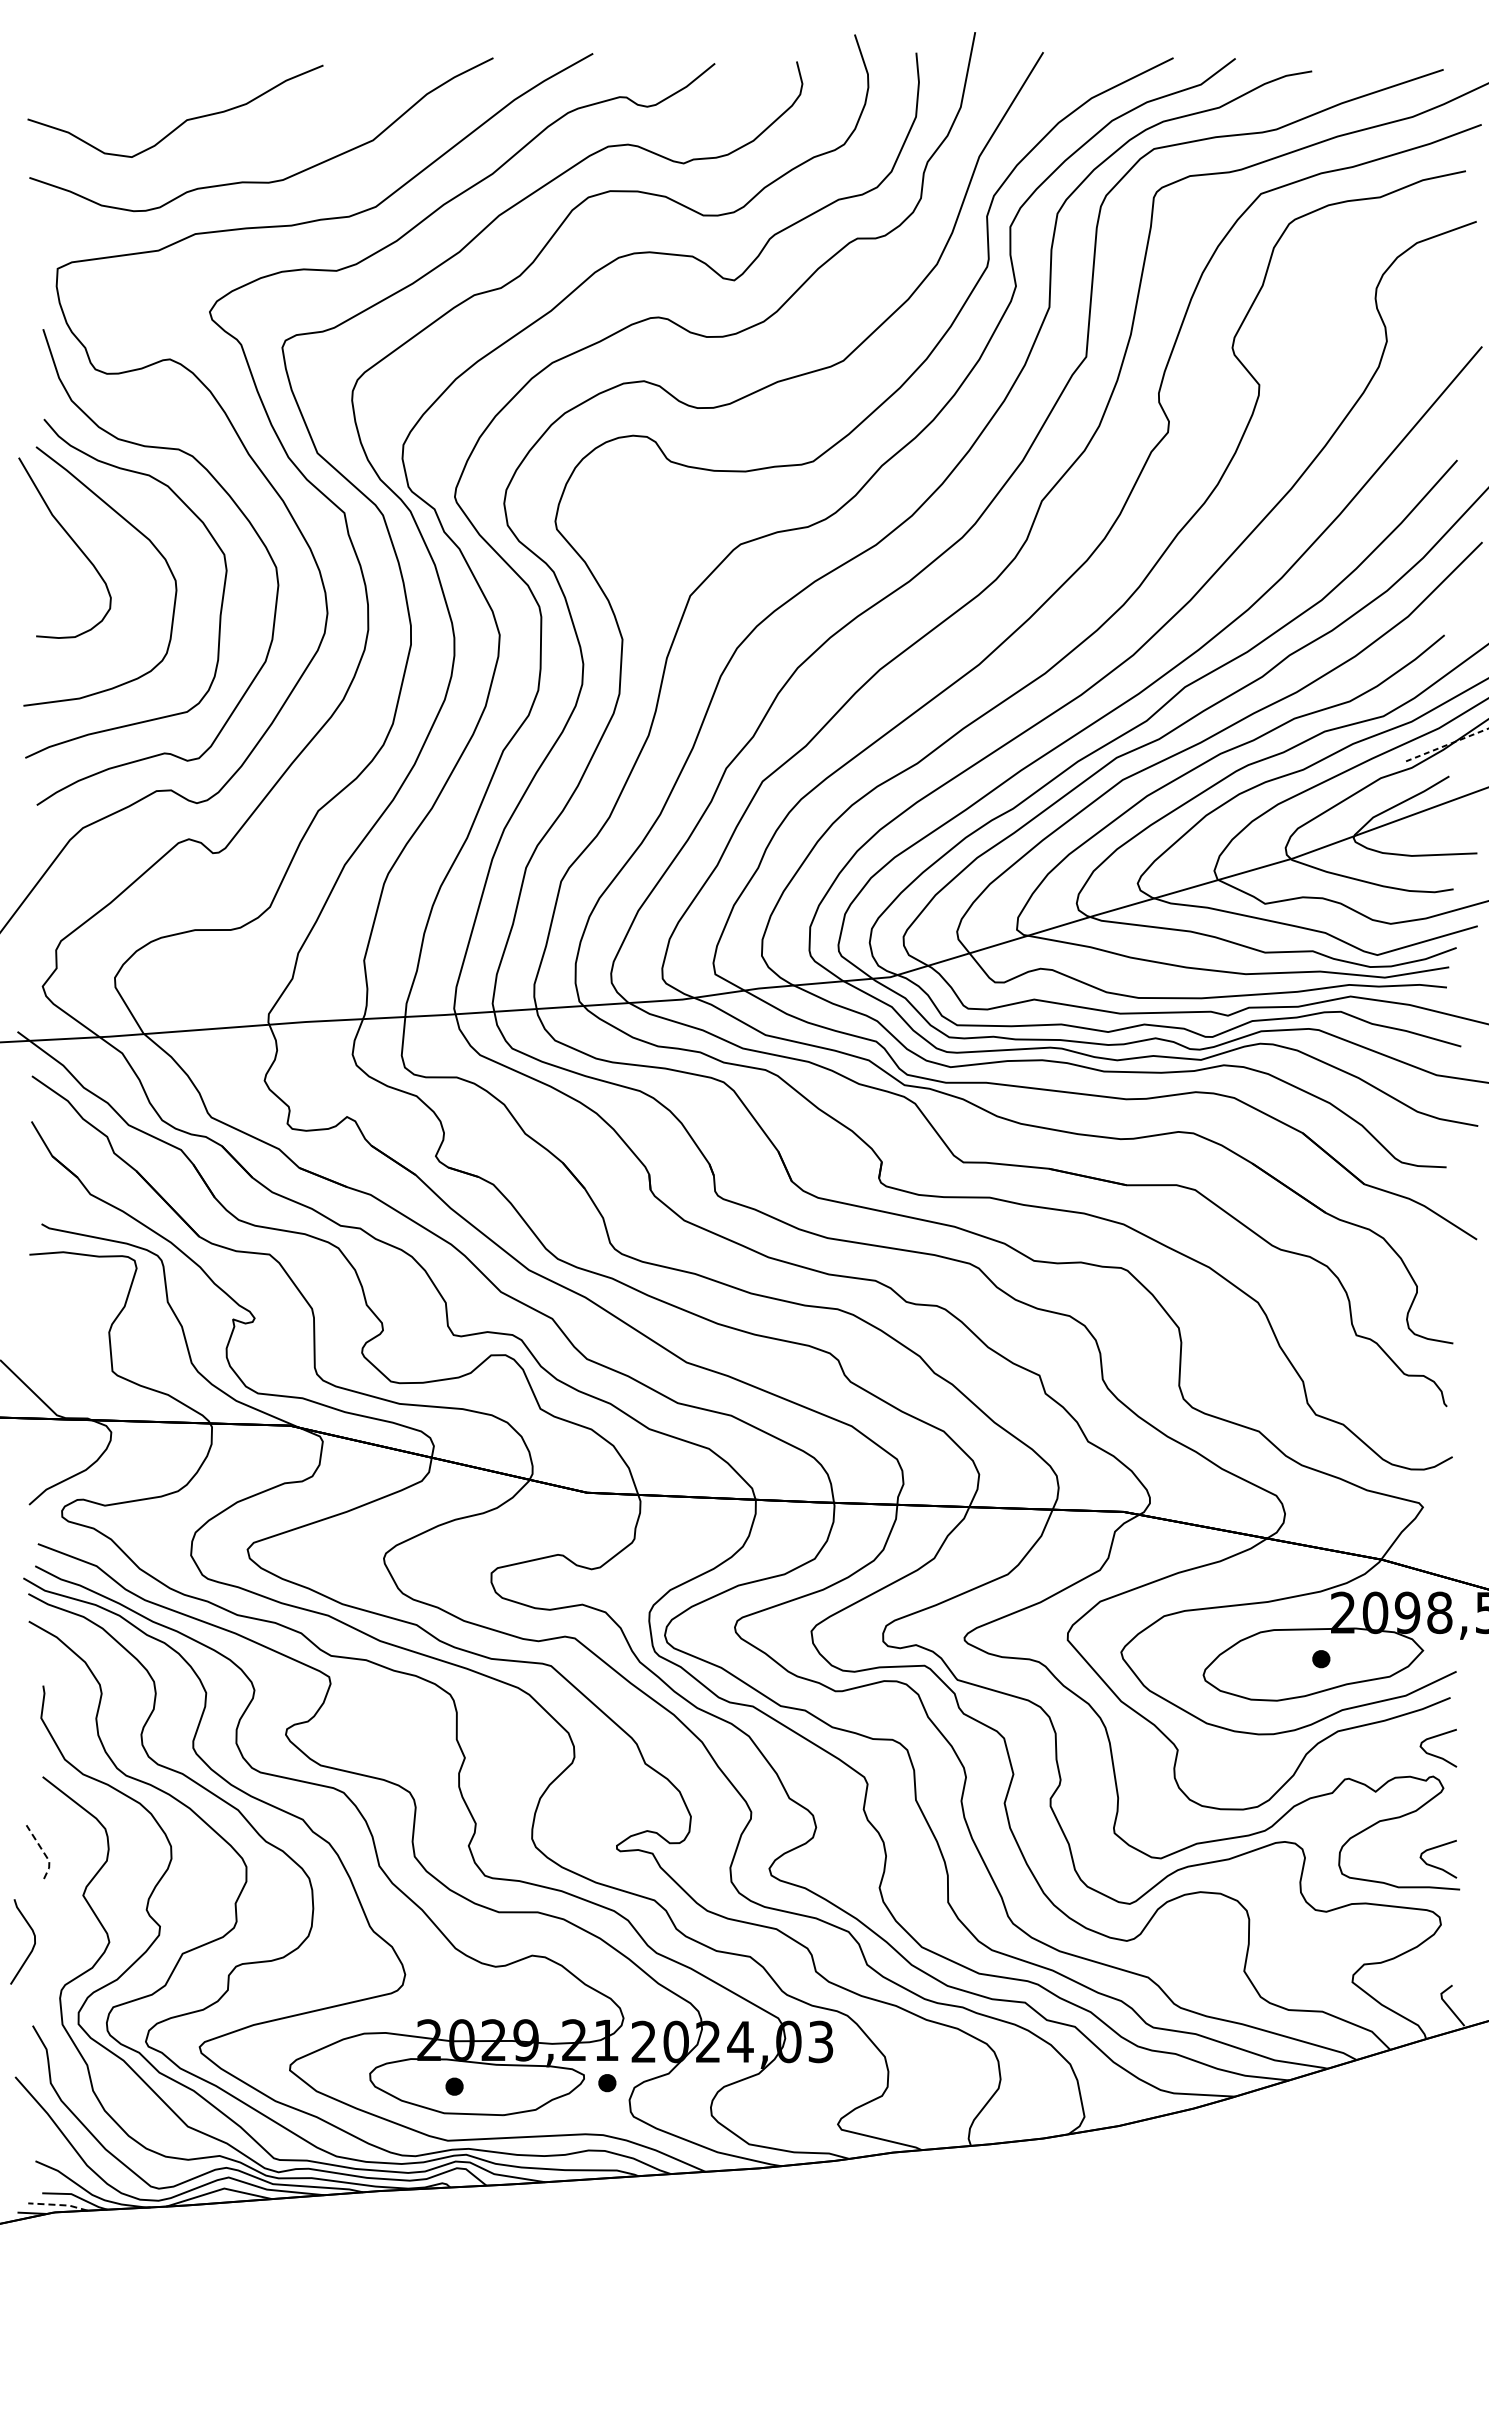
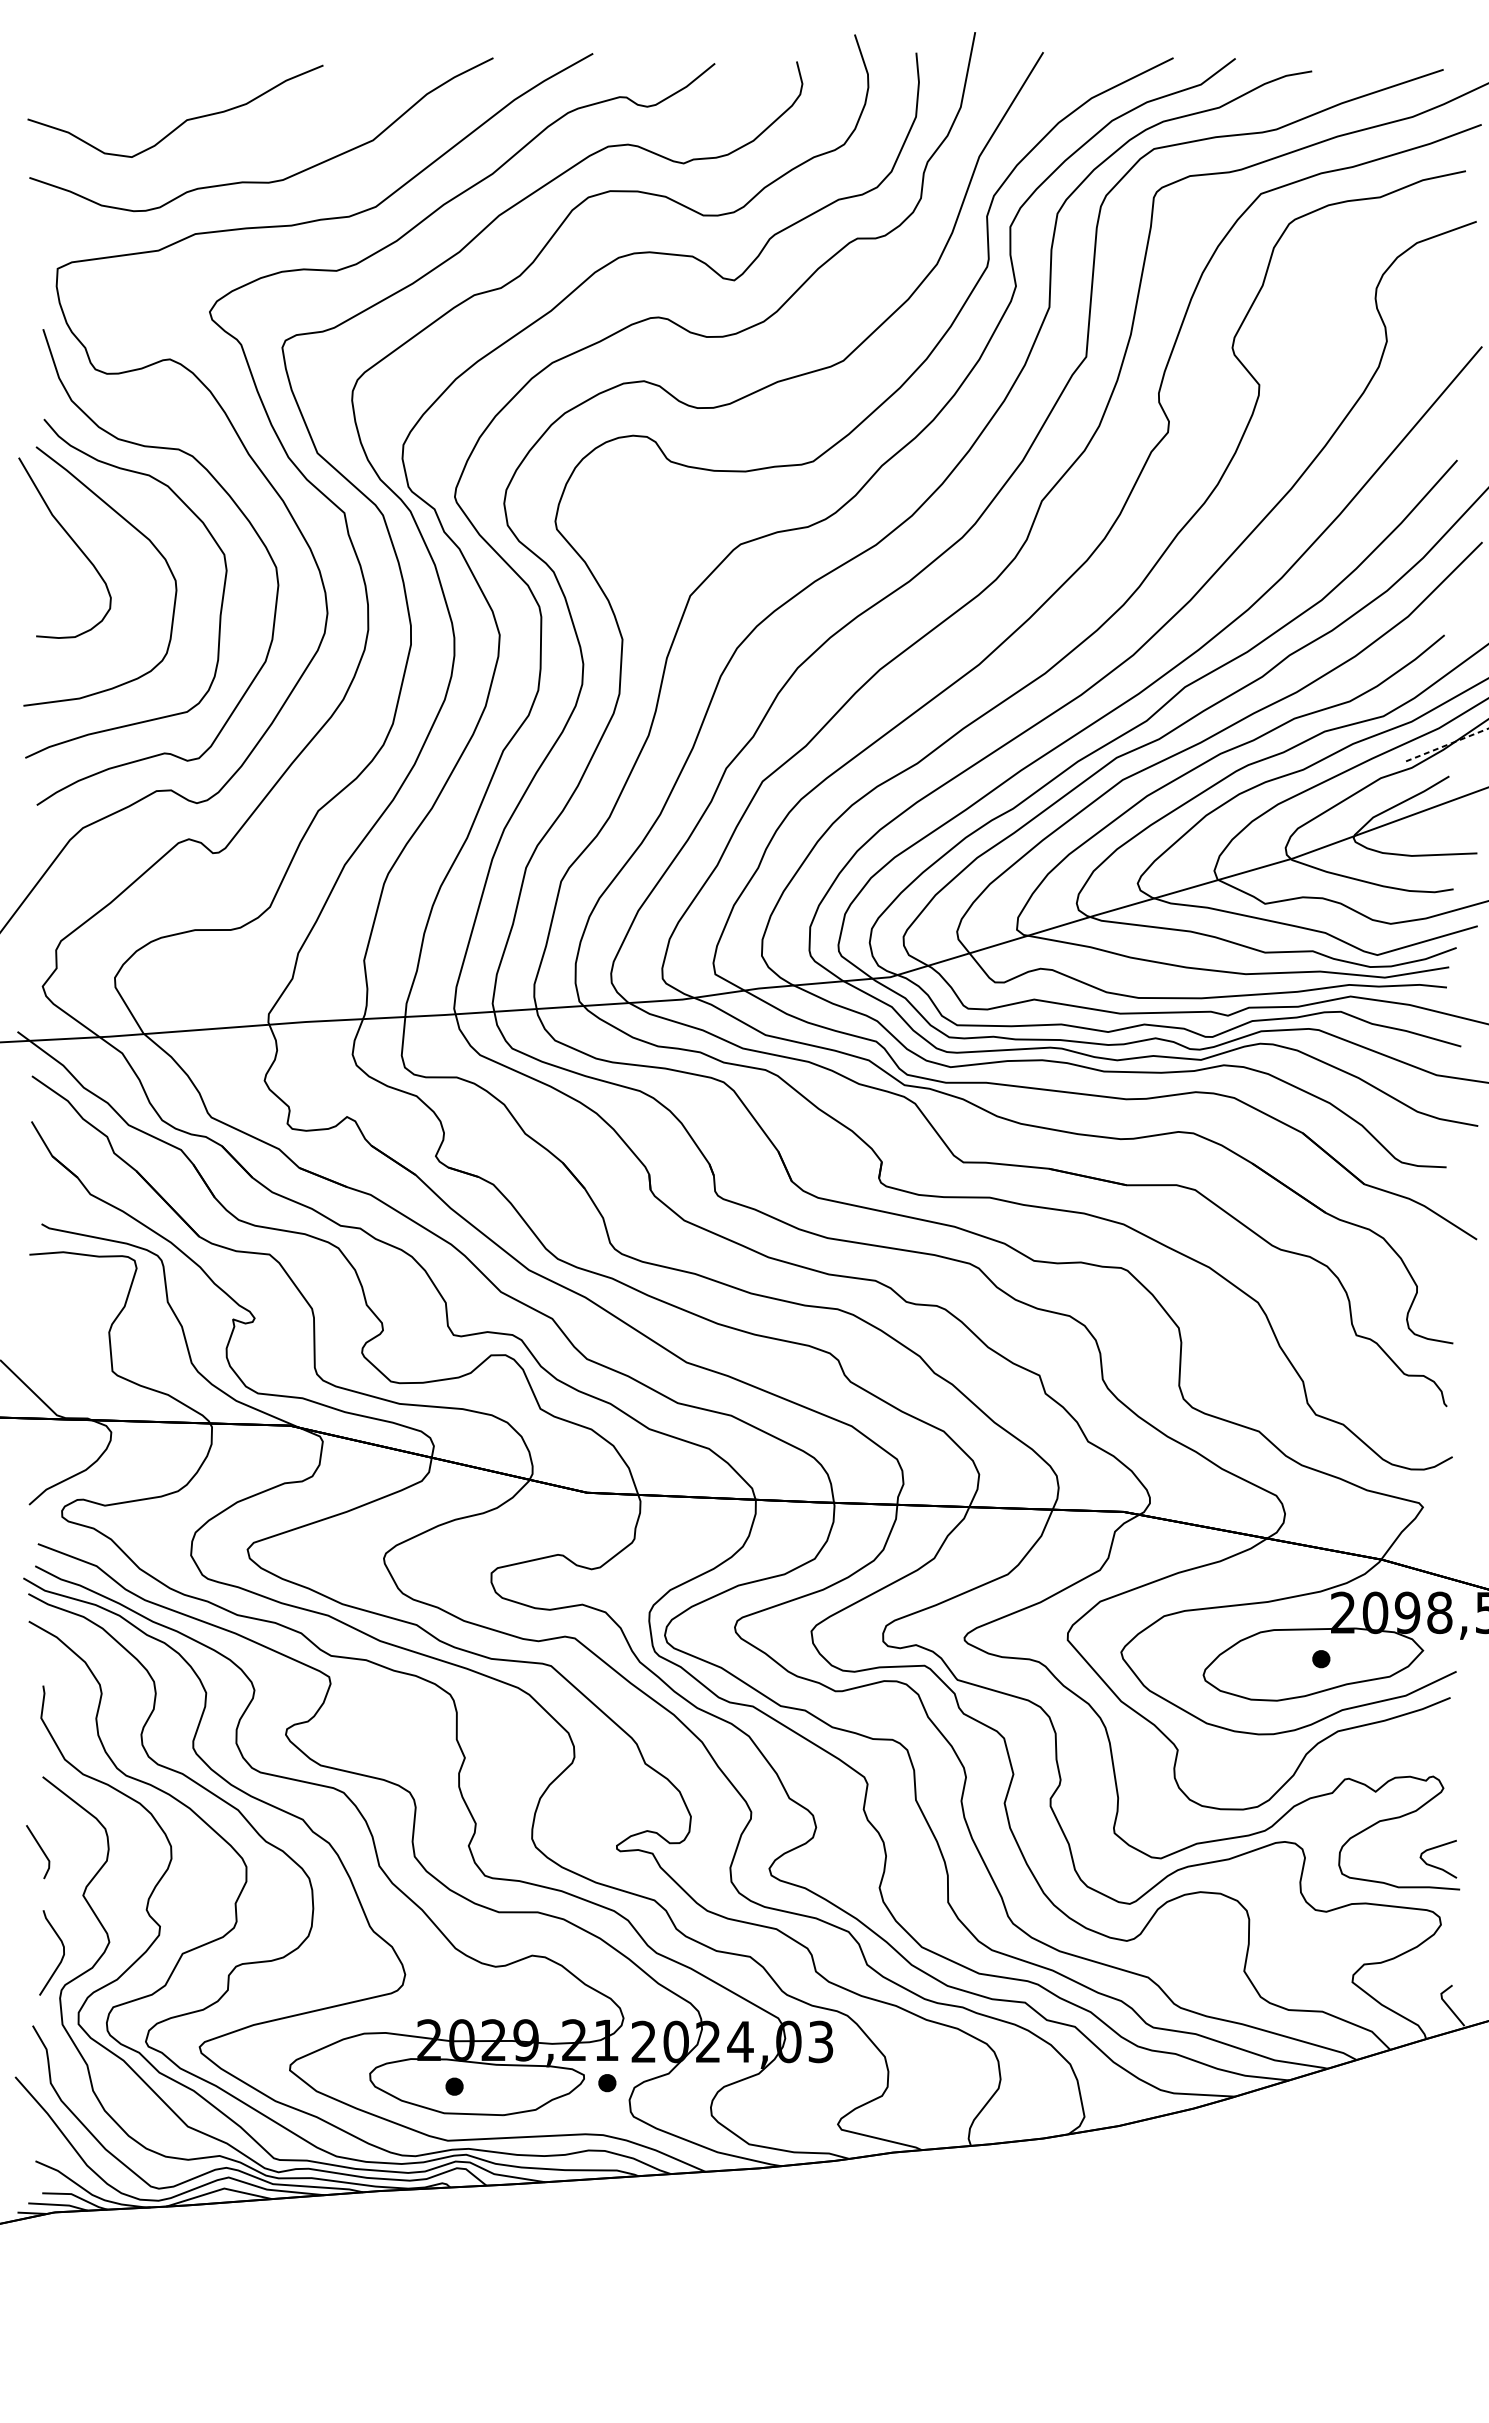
curve: present -> none (1434, 1754)
line: dashed -> solid (43, 1852)
curve position: (32, 1946) -> (61, 1957) (61, 1957)
line: dashed -> solid (58, 2205)
